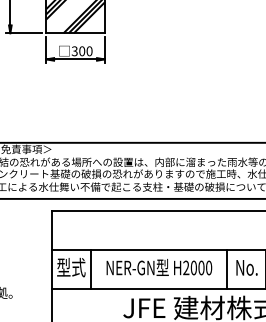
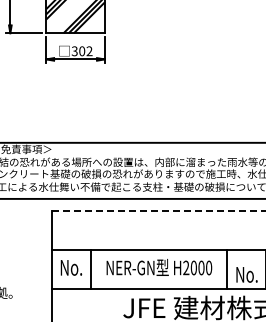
text: 300 -> 302 (89, 51)
line: solid -> dashed (158, 211)
text: 型式 -> No. (71, 267)
text position: (246, 267) -> (246, 274) (246, 274)
